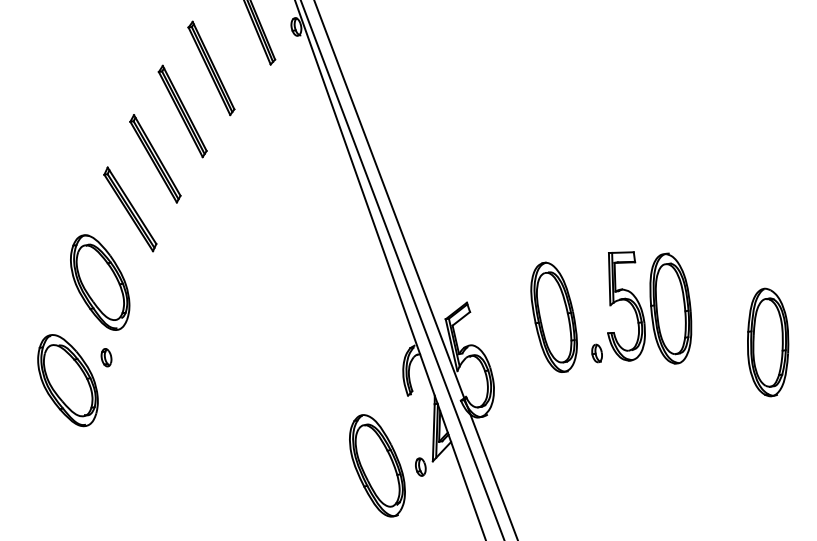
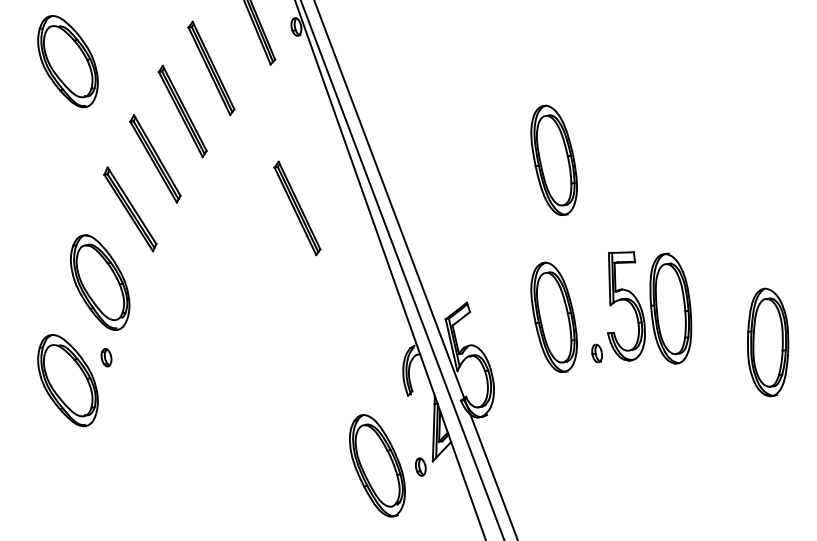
part: none -> present (67, 61)
part: none -> present (553, 159)
part: none -> present (297, 208)
